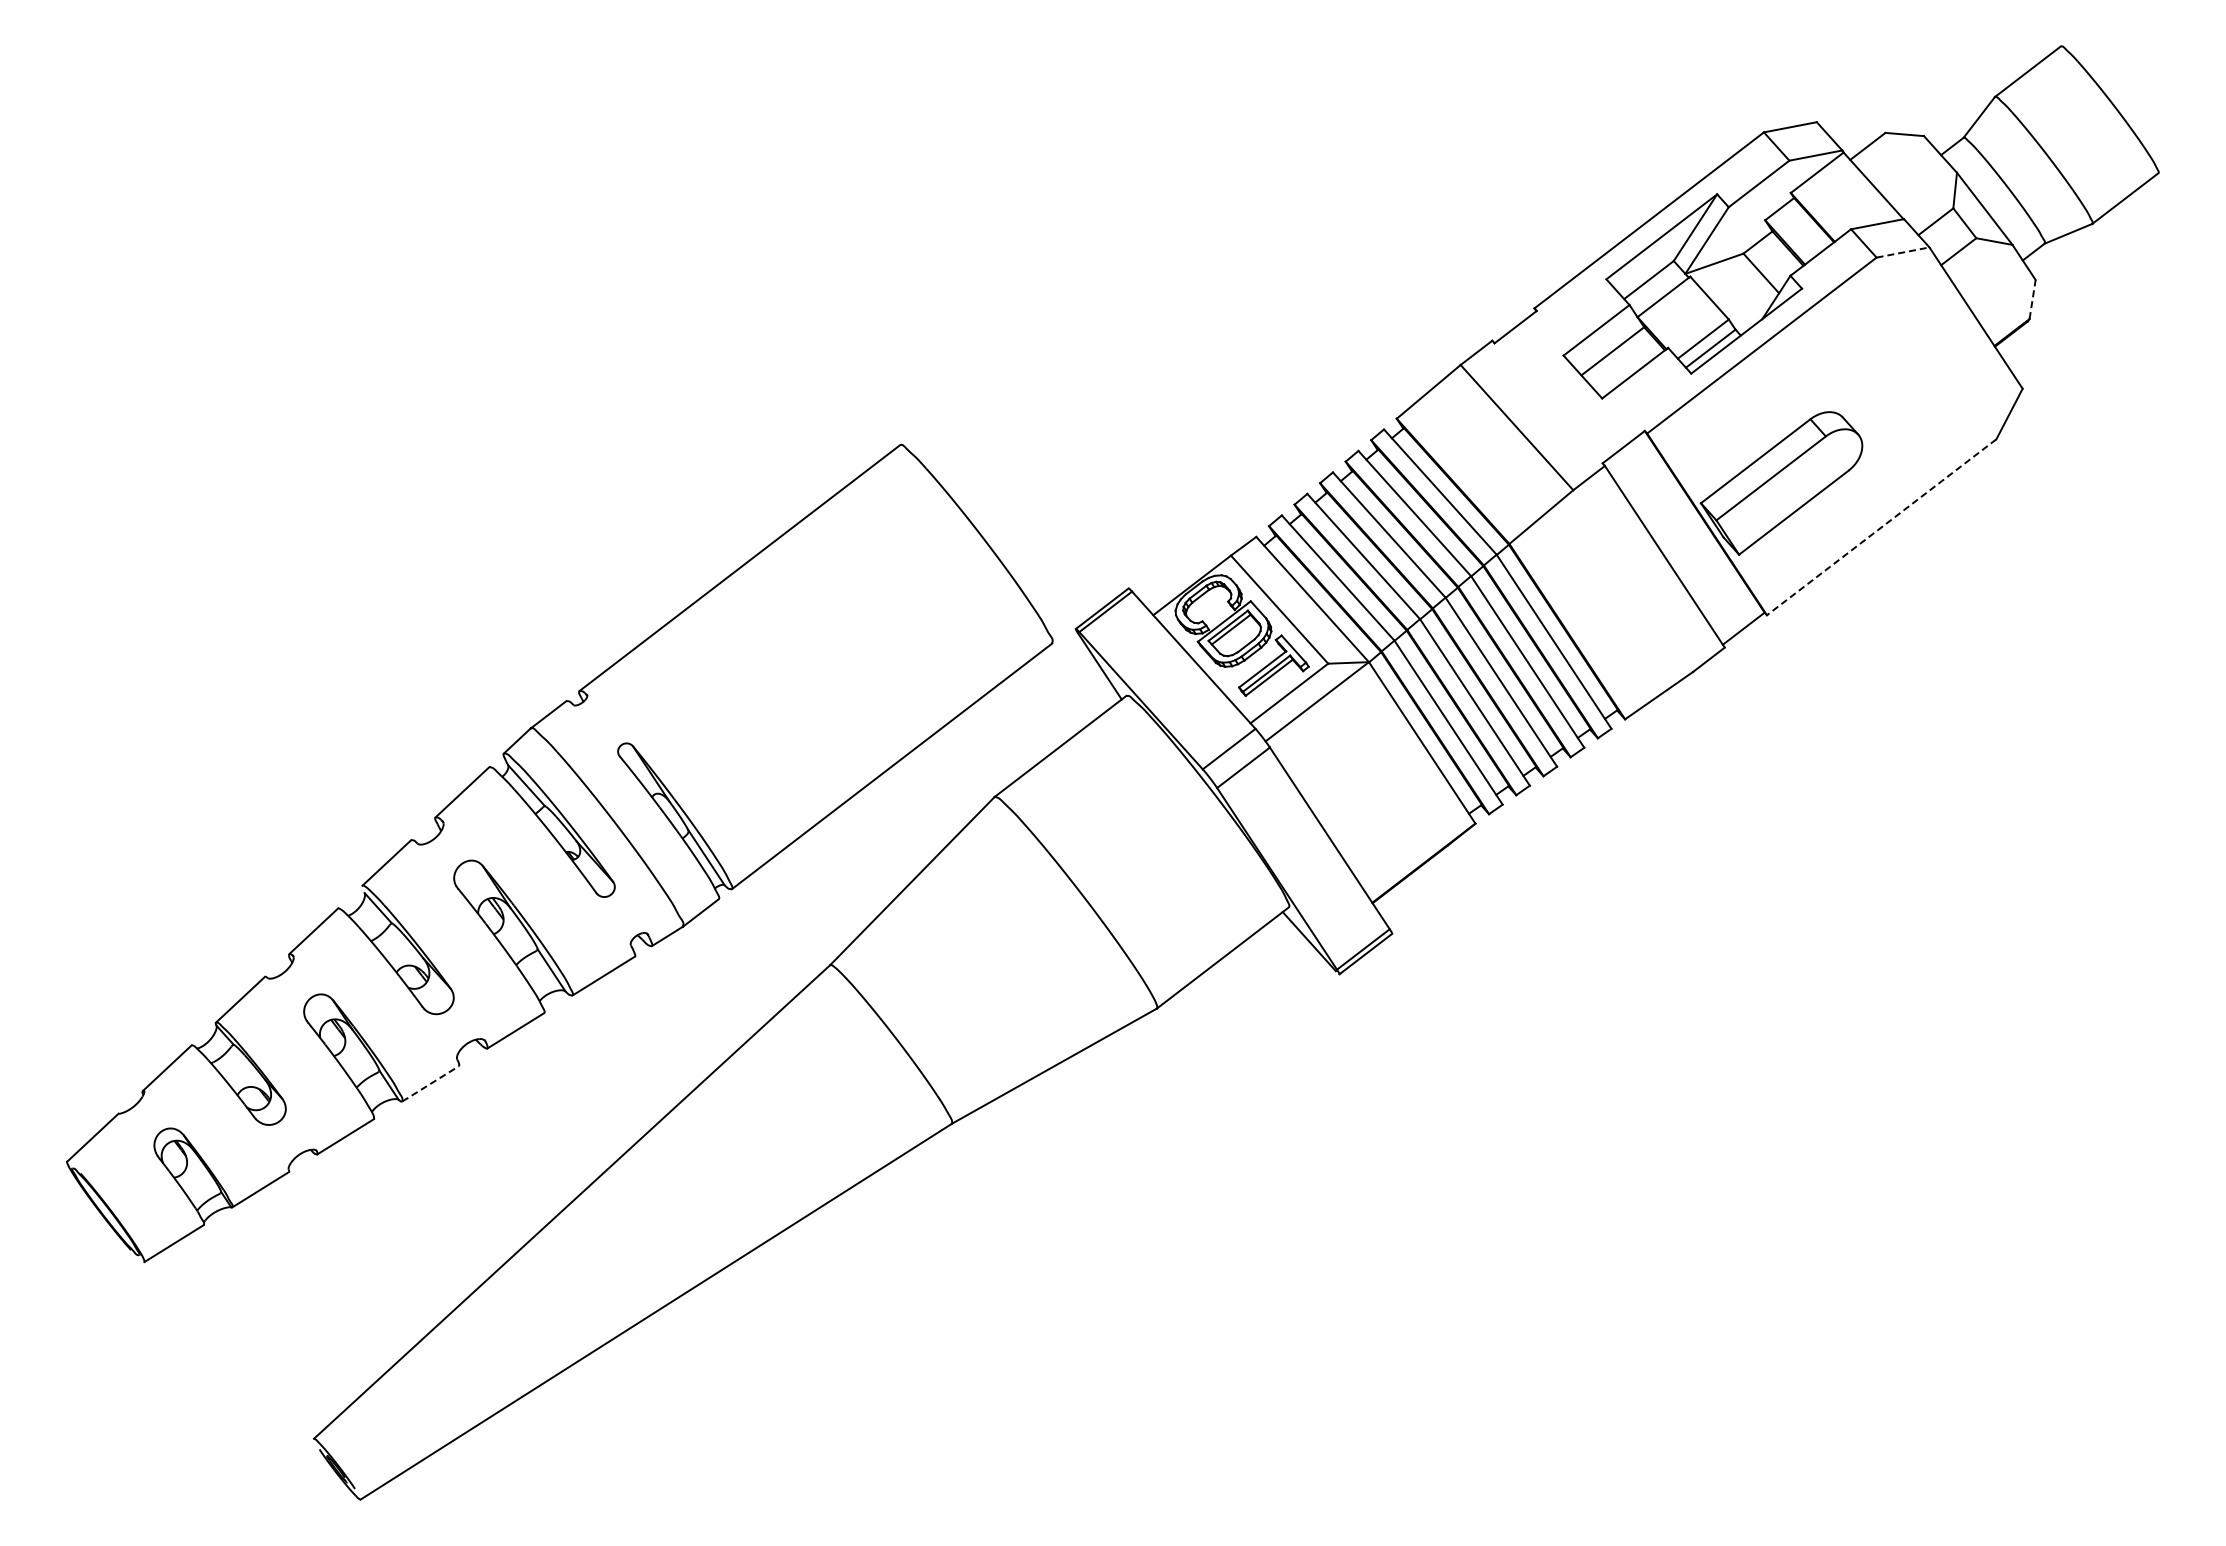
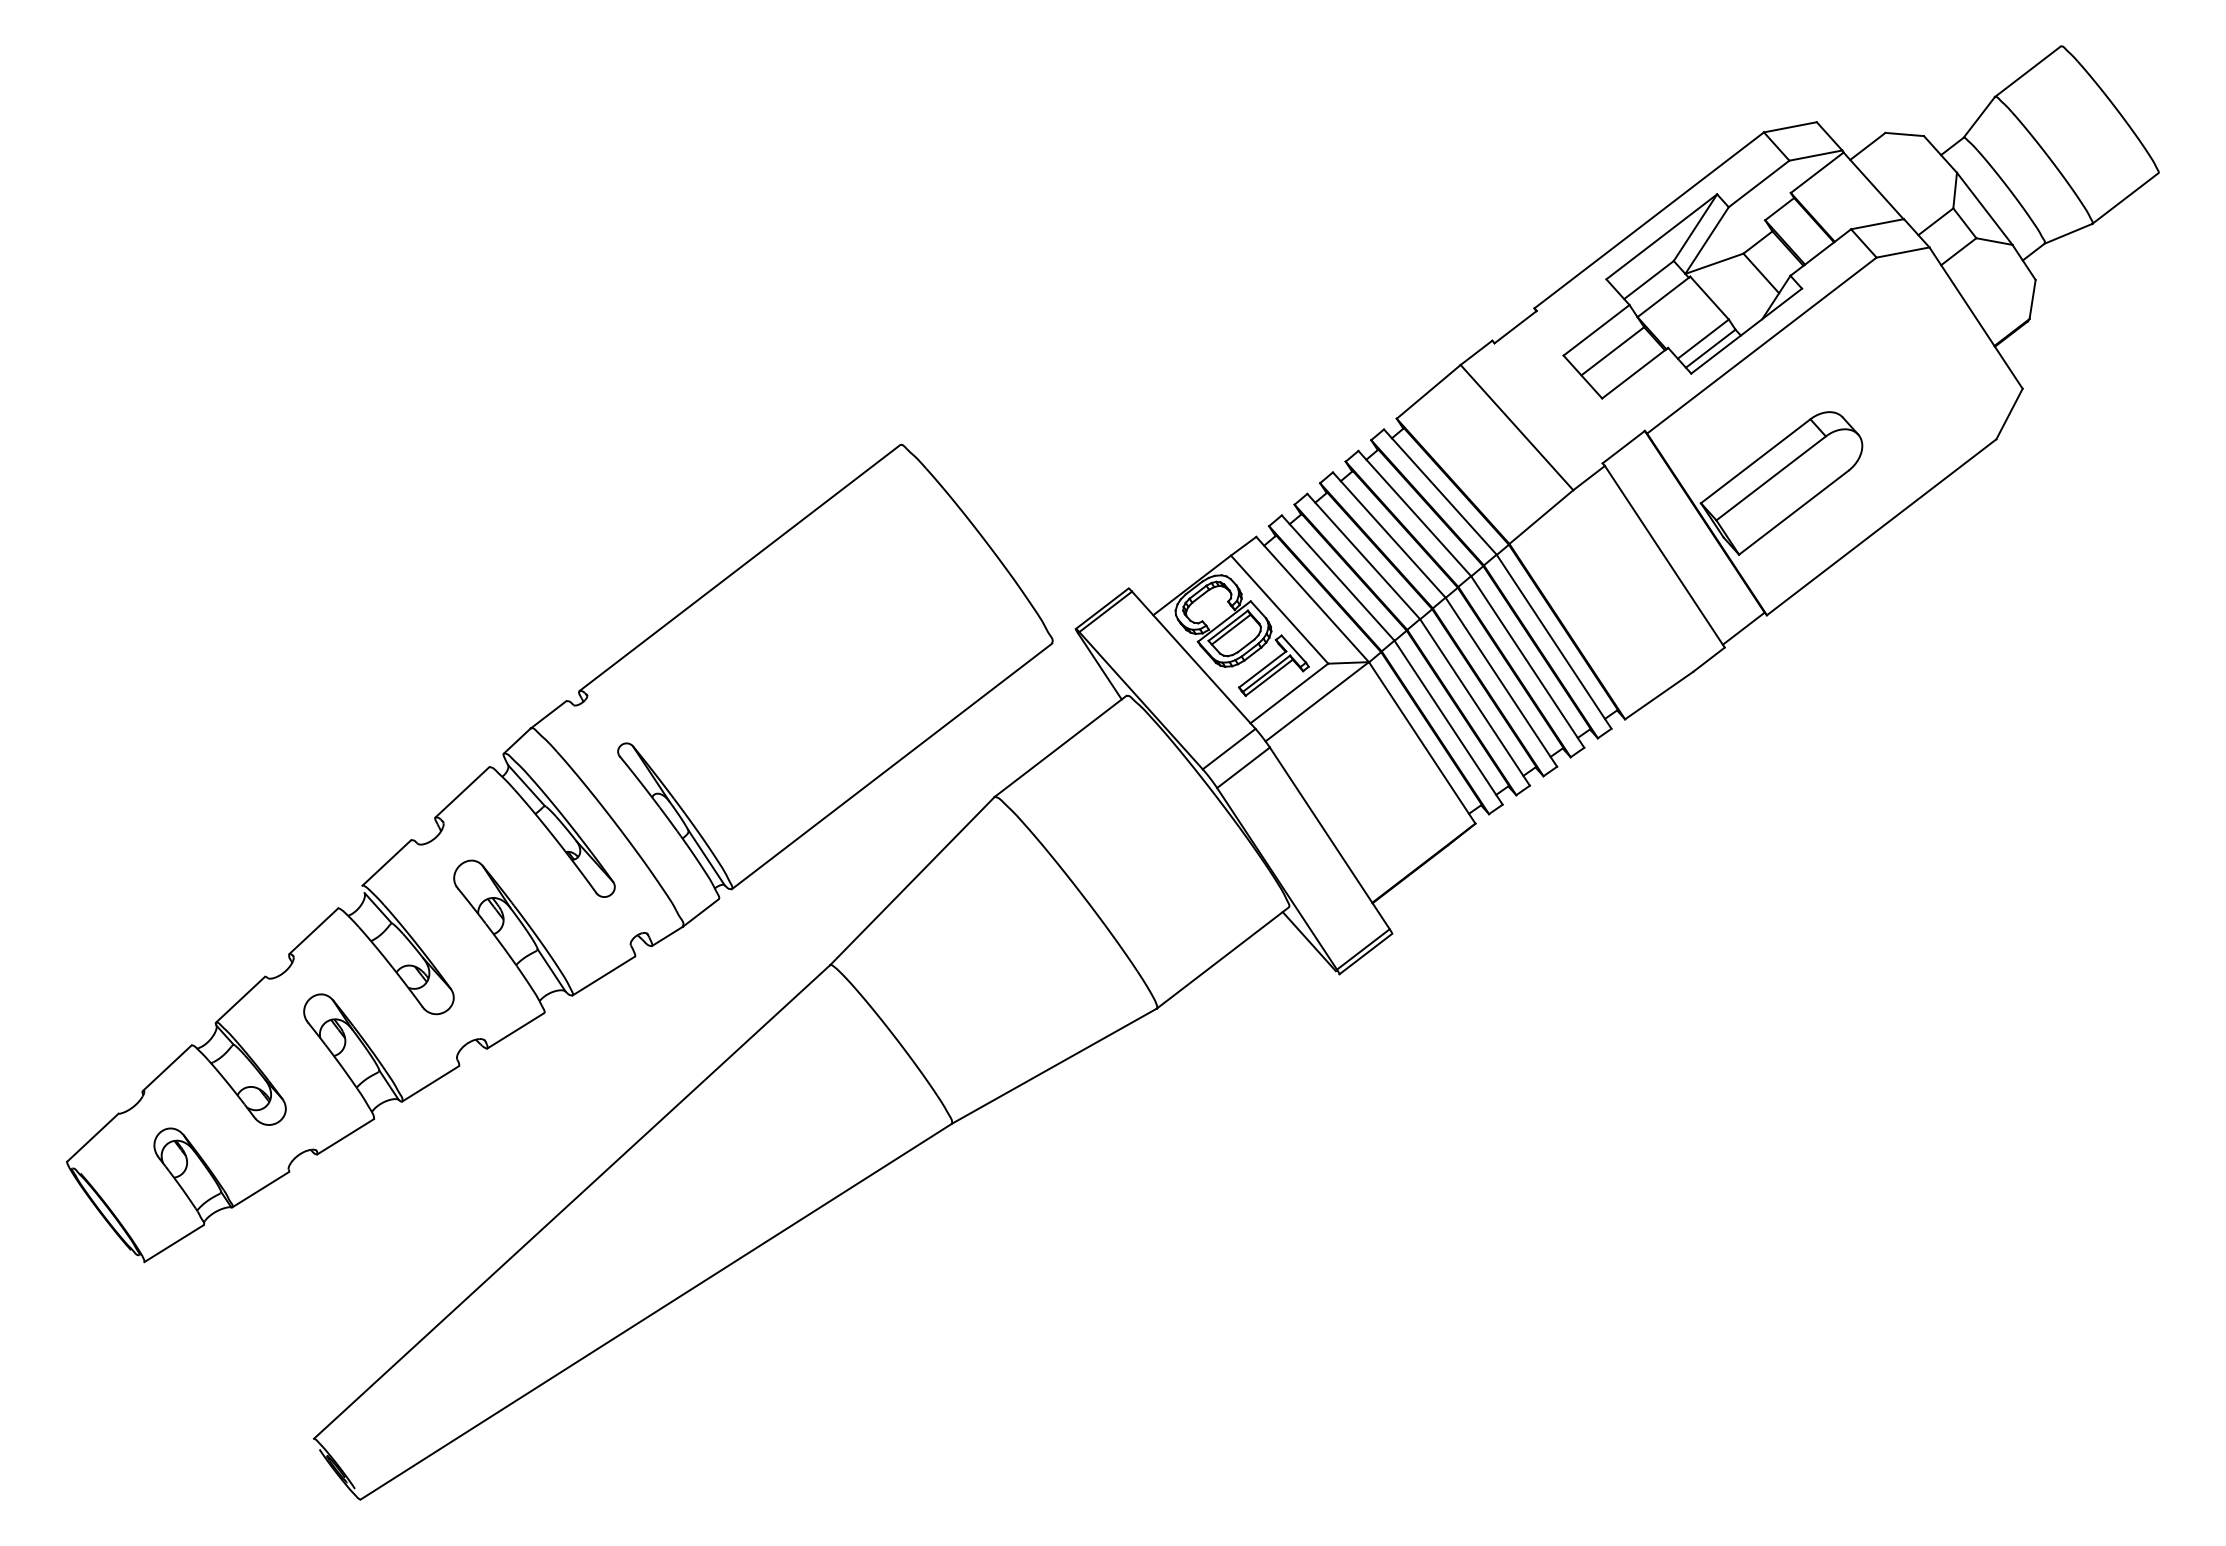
line: dashed -> solid (1903, 252)
line: dashed -> solid (2032, 299)
line: dashed -> solid (1881, 527)
line: dashed -> solid (431, 1083)
